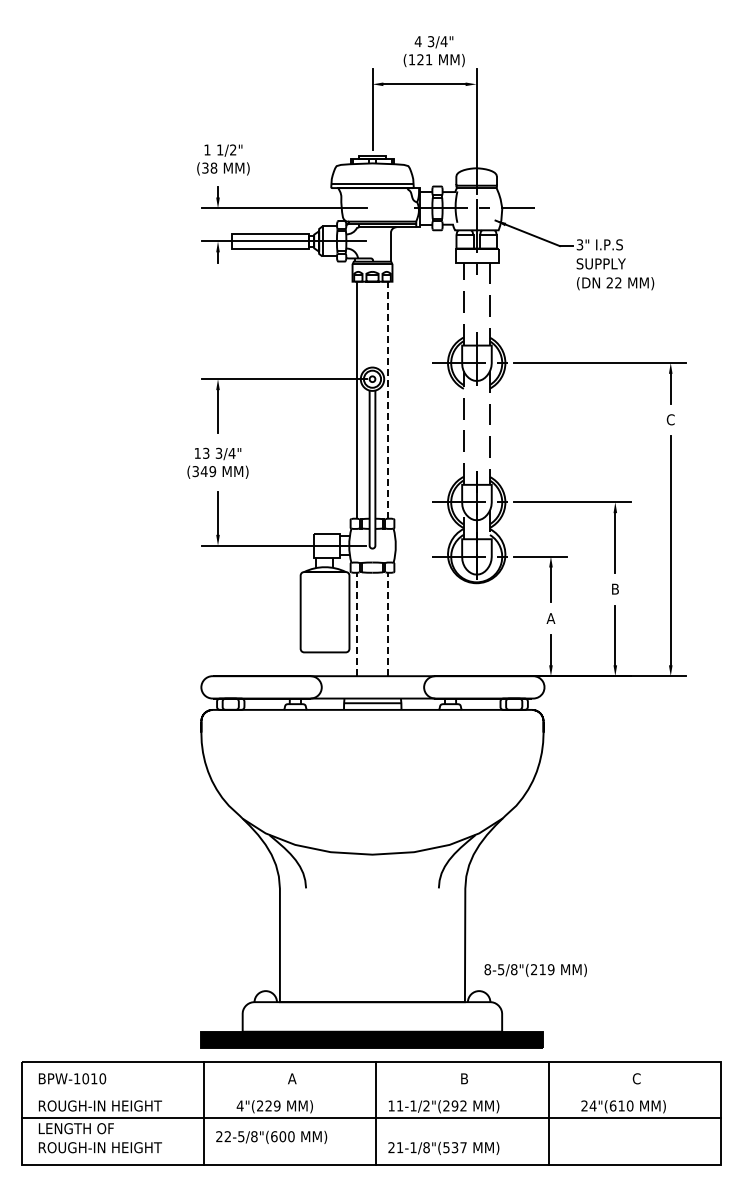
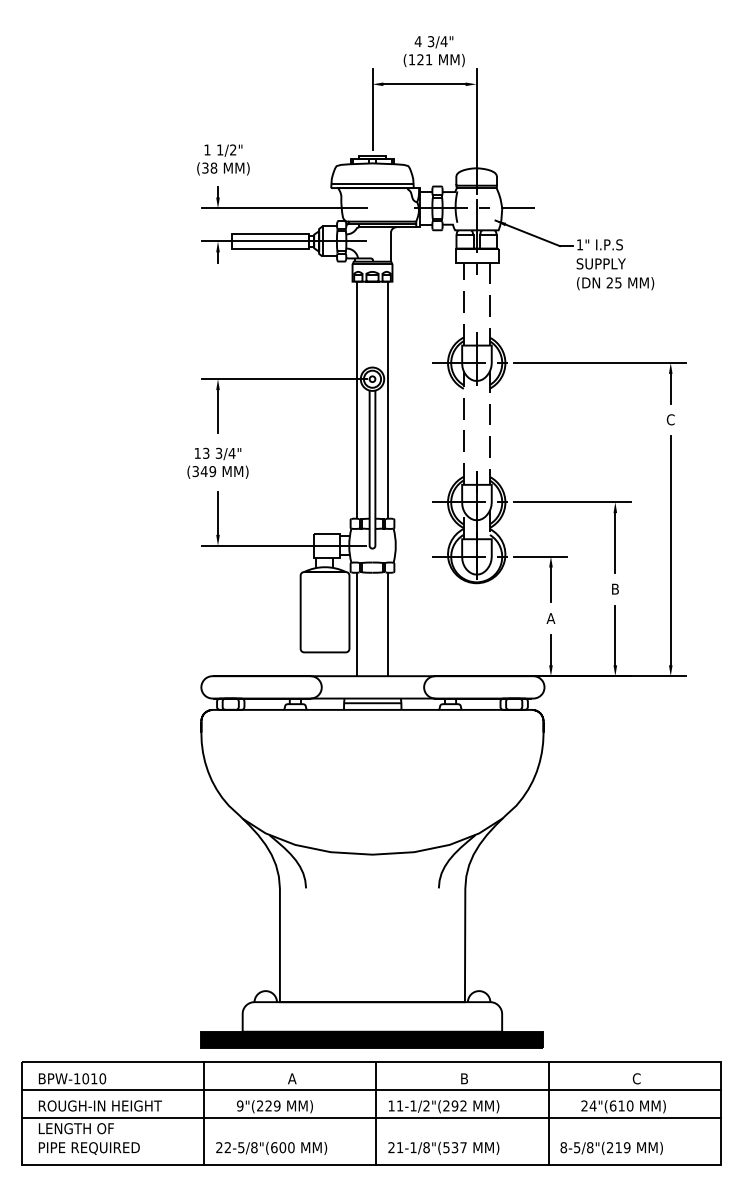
text: 3" -> 1" (579, 244)
text: 22 -> 25 (618, 282)
line: dashed -> solid (387, 400)
line: dashed -> solid (357, 624)
line: dashed -> solid (387, 624)
text position: (535, 969) -> (611, 1147) (611, 1147)
line: none -> present (371, 1089)
text: 4"(229 -> 9"(229 (239, 1105)
text position: (271, 1136) -> (271, 1147) (271, 1147)
text: ROUGH-IN HEIGHT -> PIPE REQUIRED (100, 1148)
